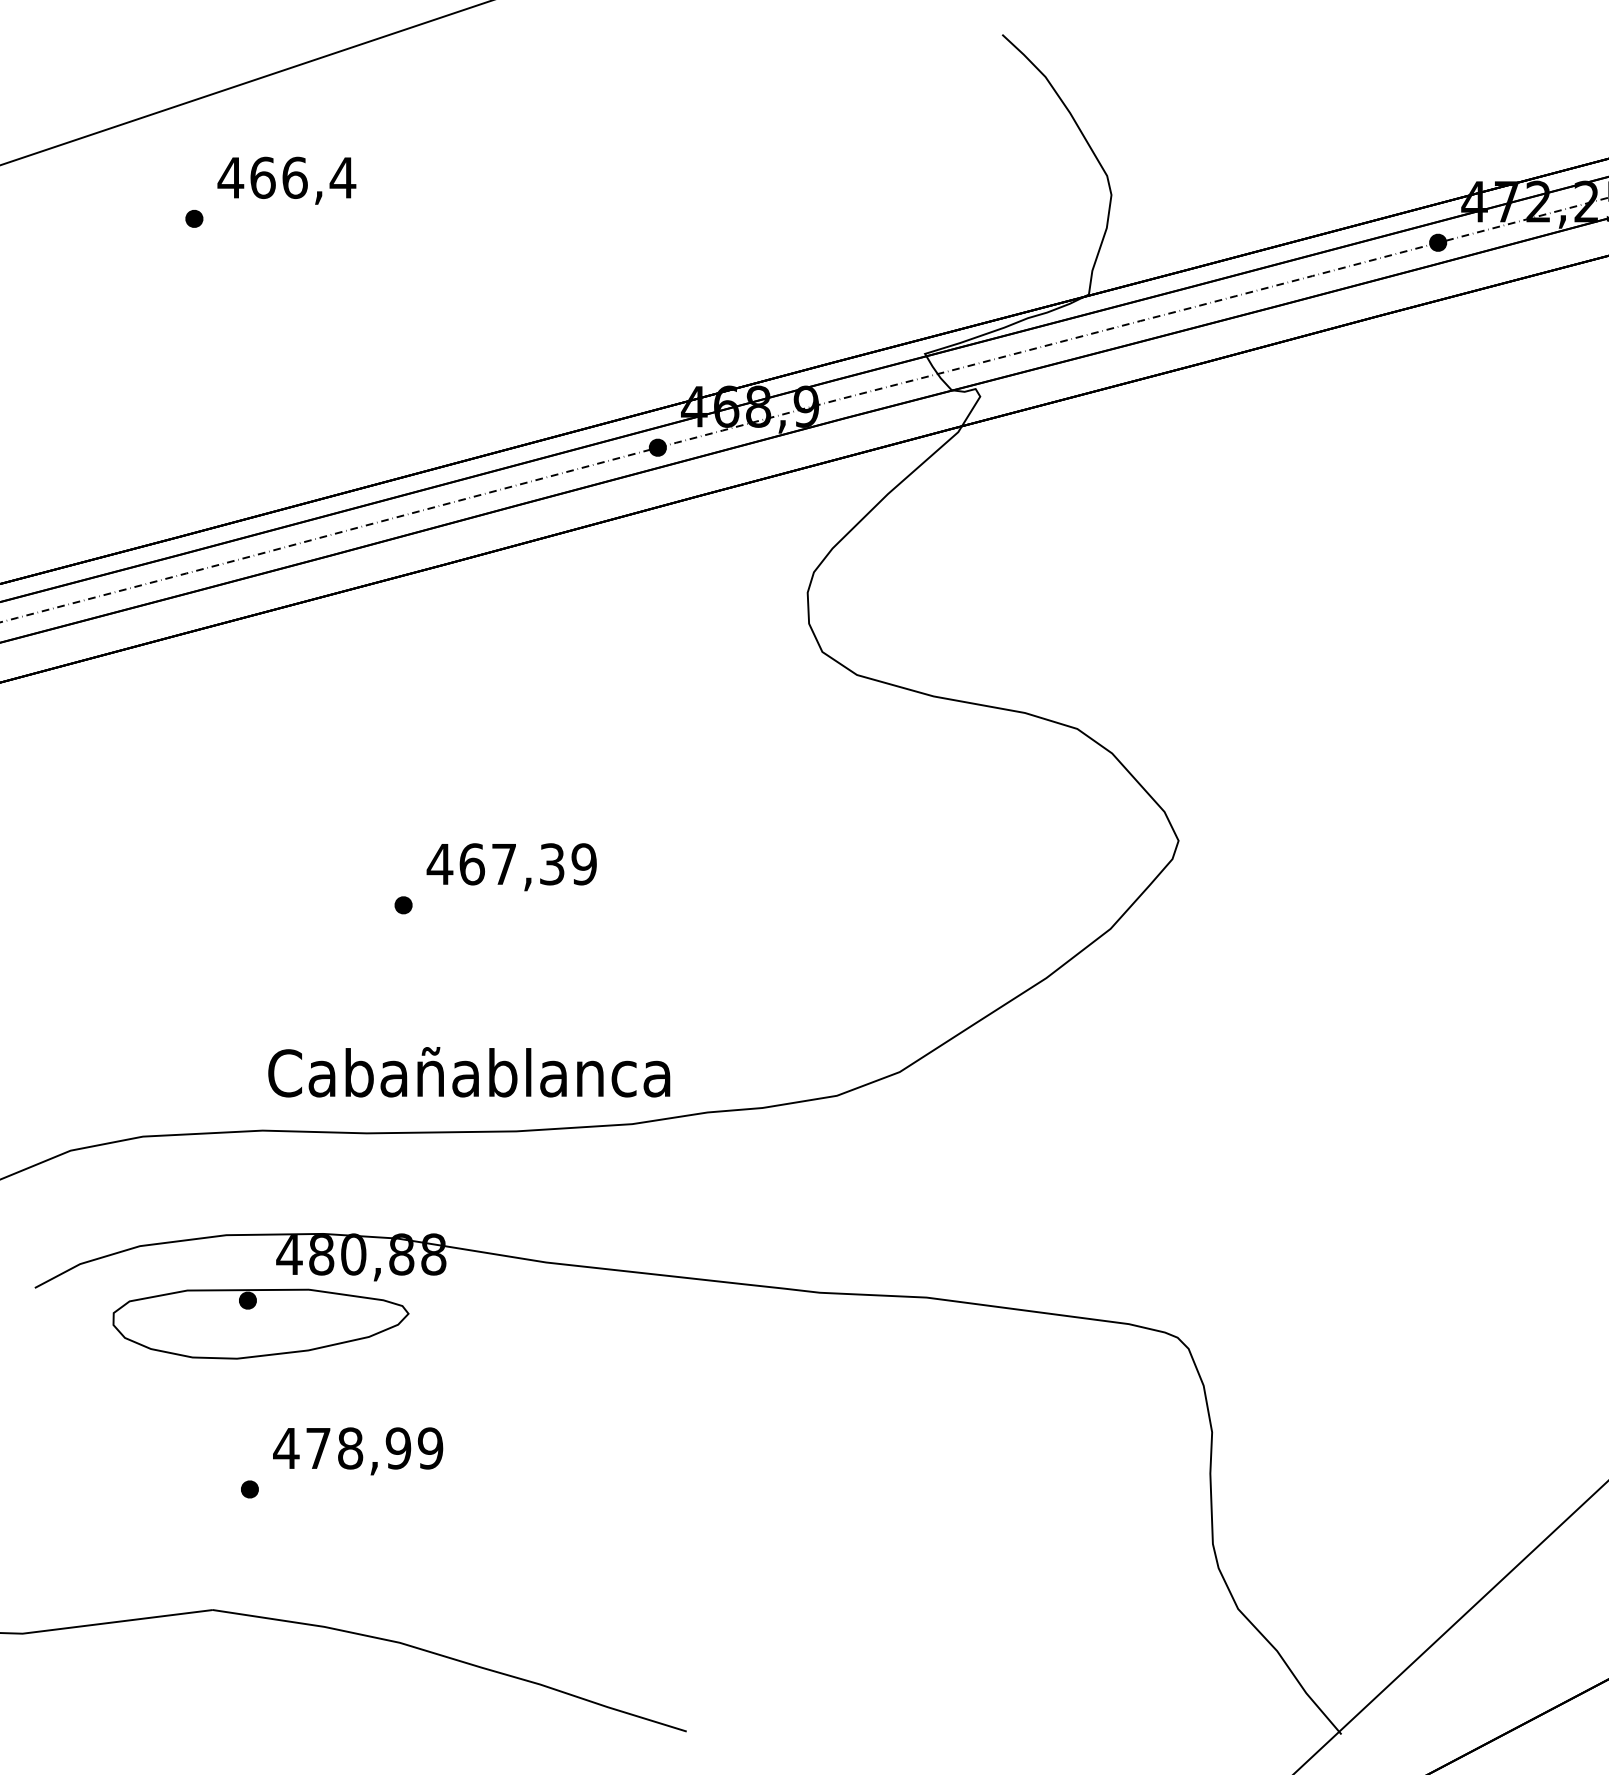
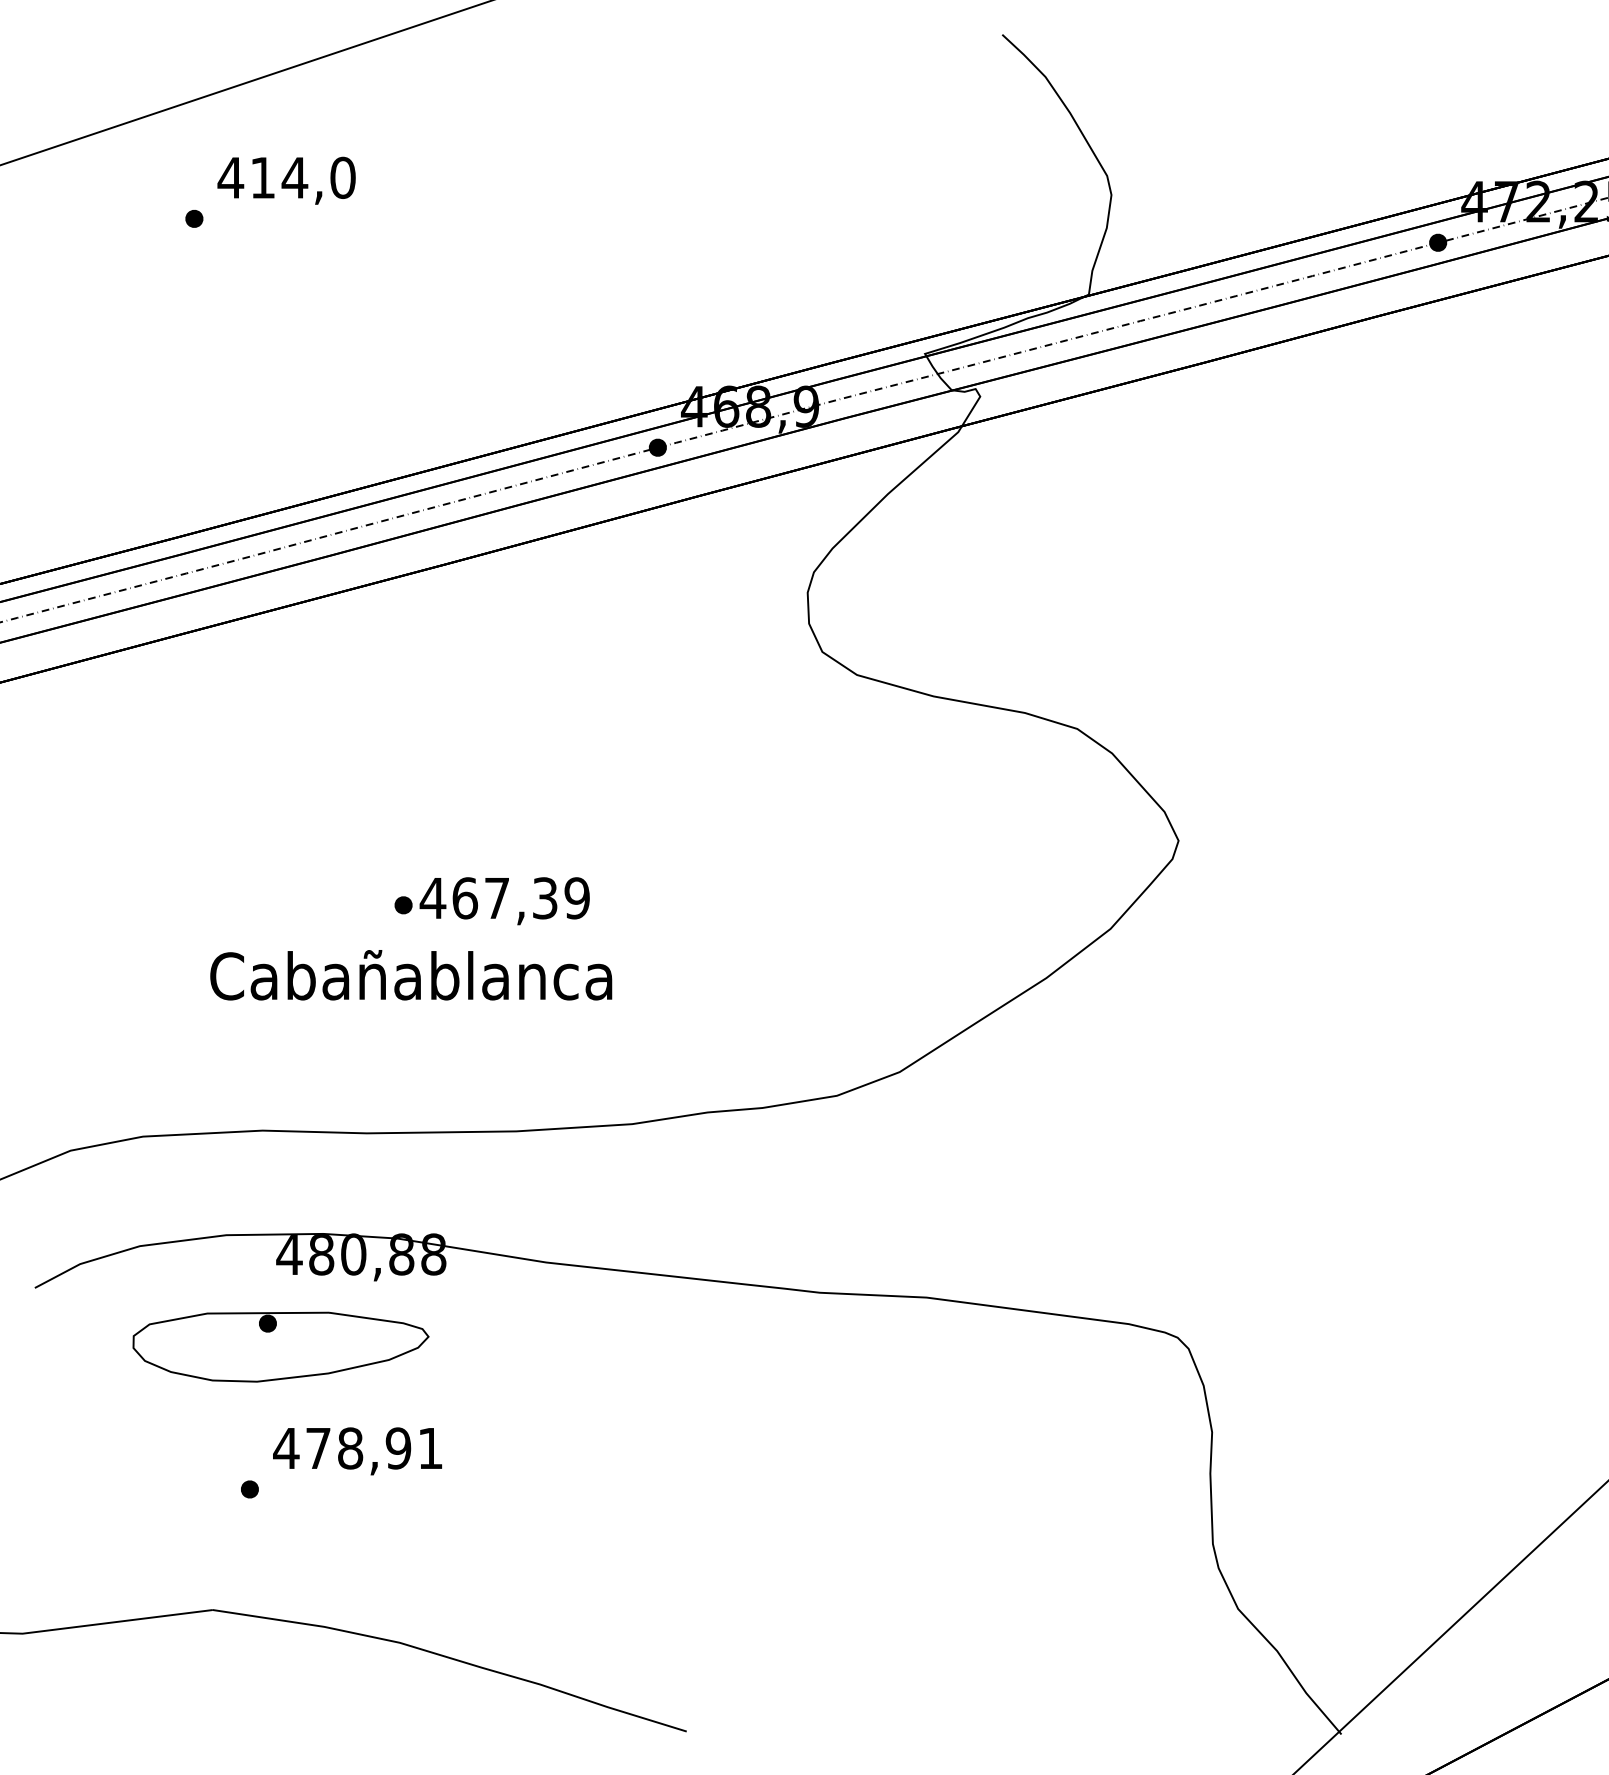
text: 466,4 -> 414,0 (303, 177)
text position: (511, 867) -> (504, 901) (504, 901)
text position: (469, 1072) -> (411, 975) (411, 975)
part position: (260, 1323) -> (280, 1346) (280, 1346)
text: 478,99 -> 478,91 (430, 1448)
